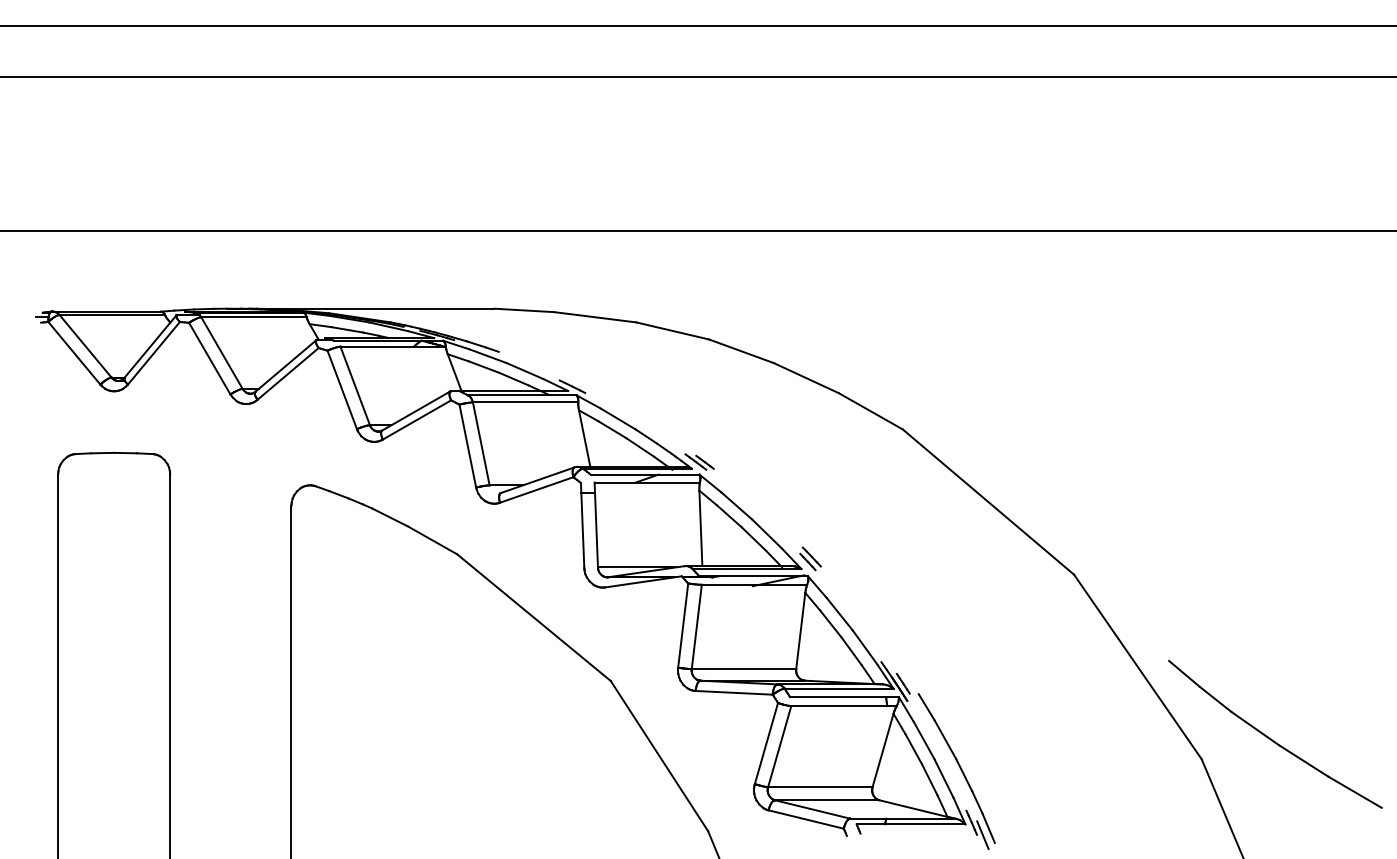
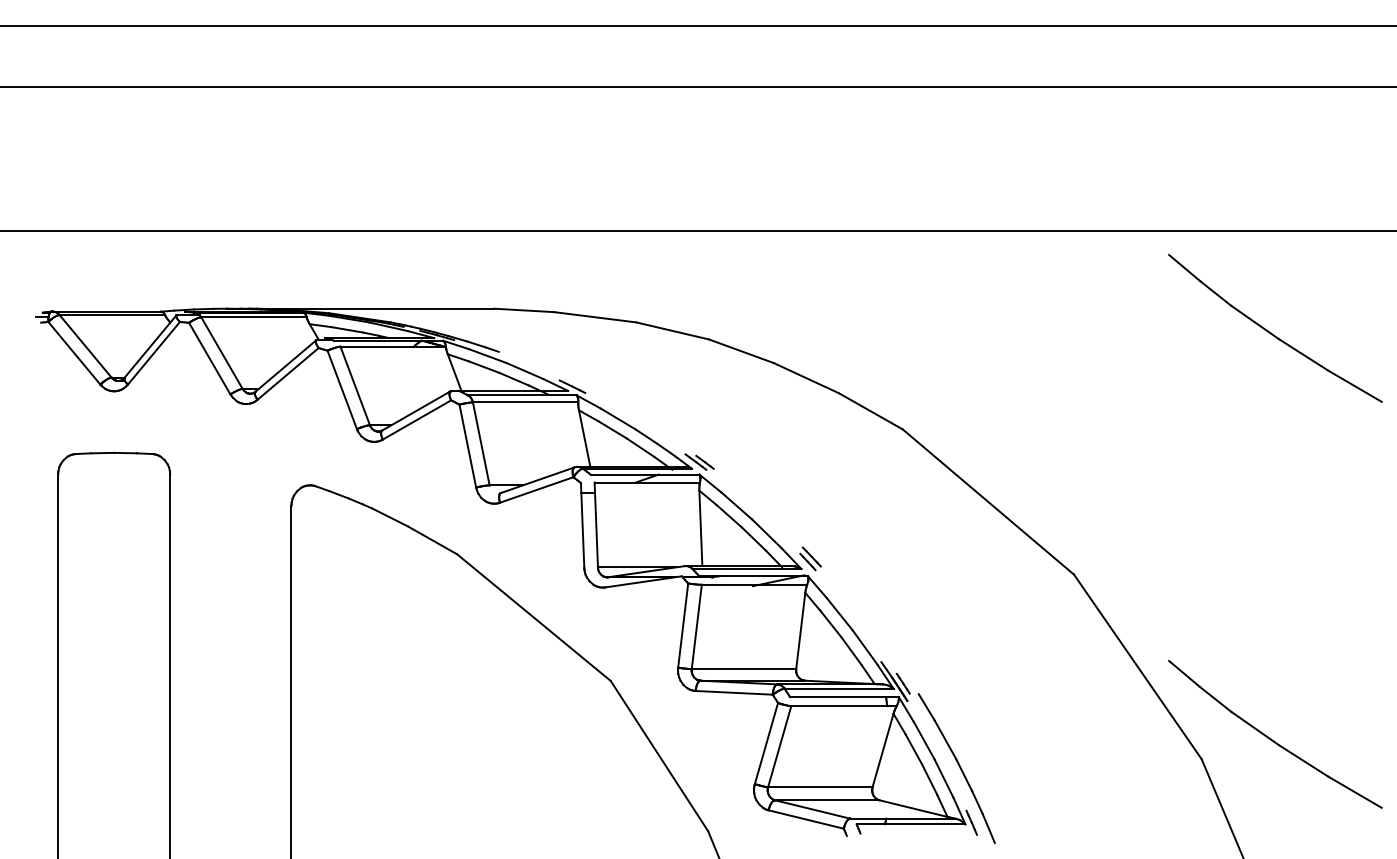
line position: (697, 77) -> (697, 87) (697, 87)
part: none -> present (1275, 328)
line: present -> none (982, 835)
